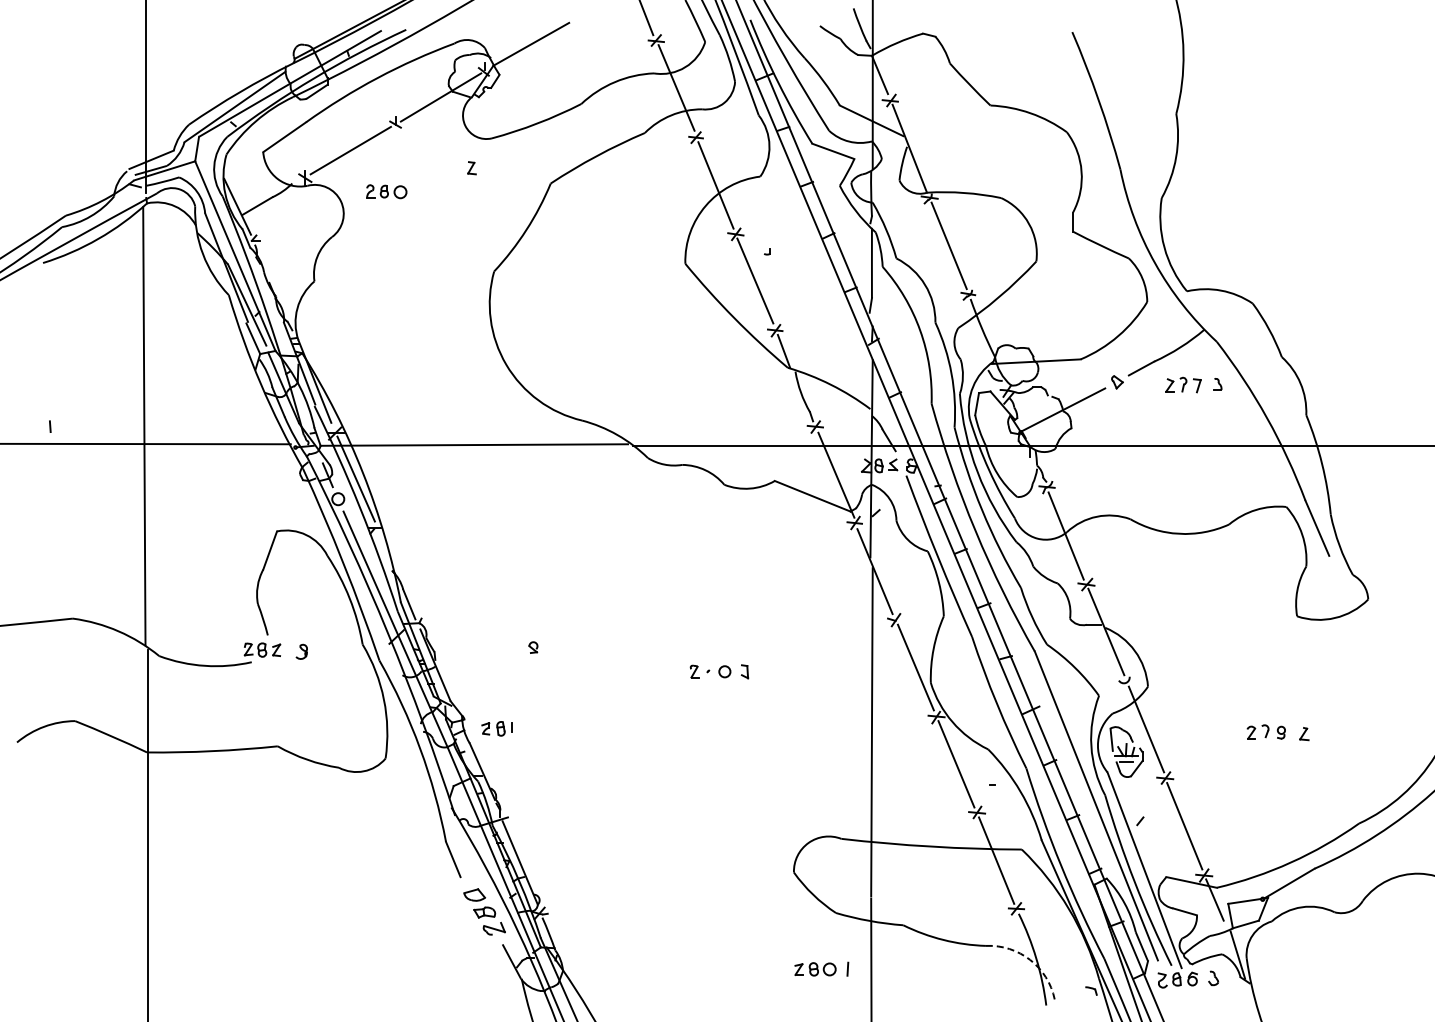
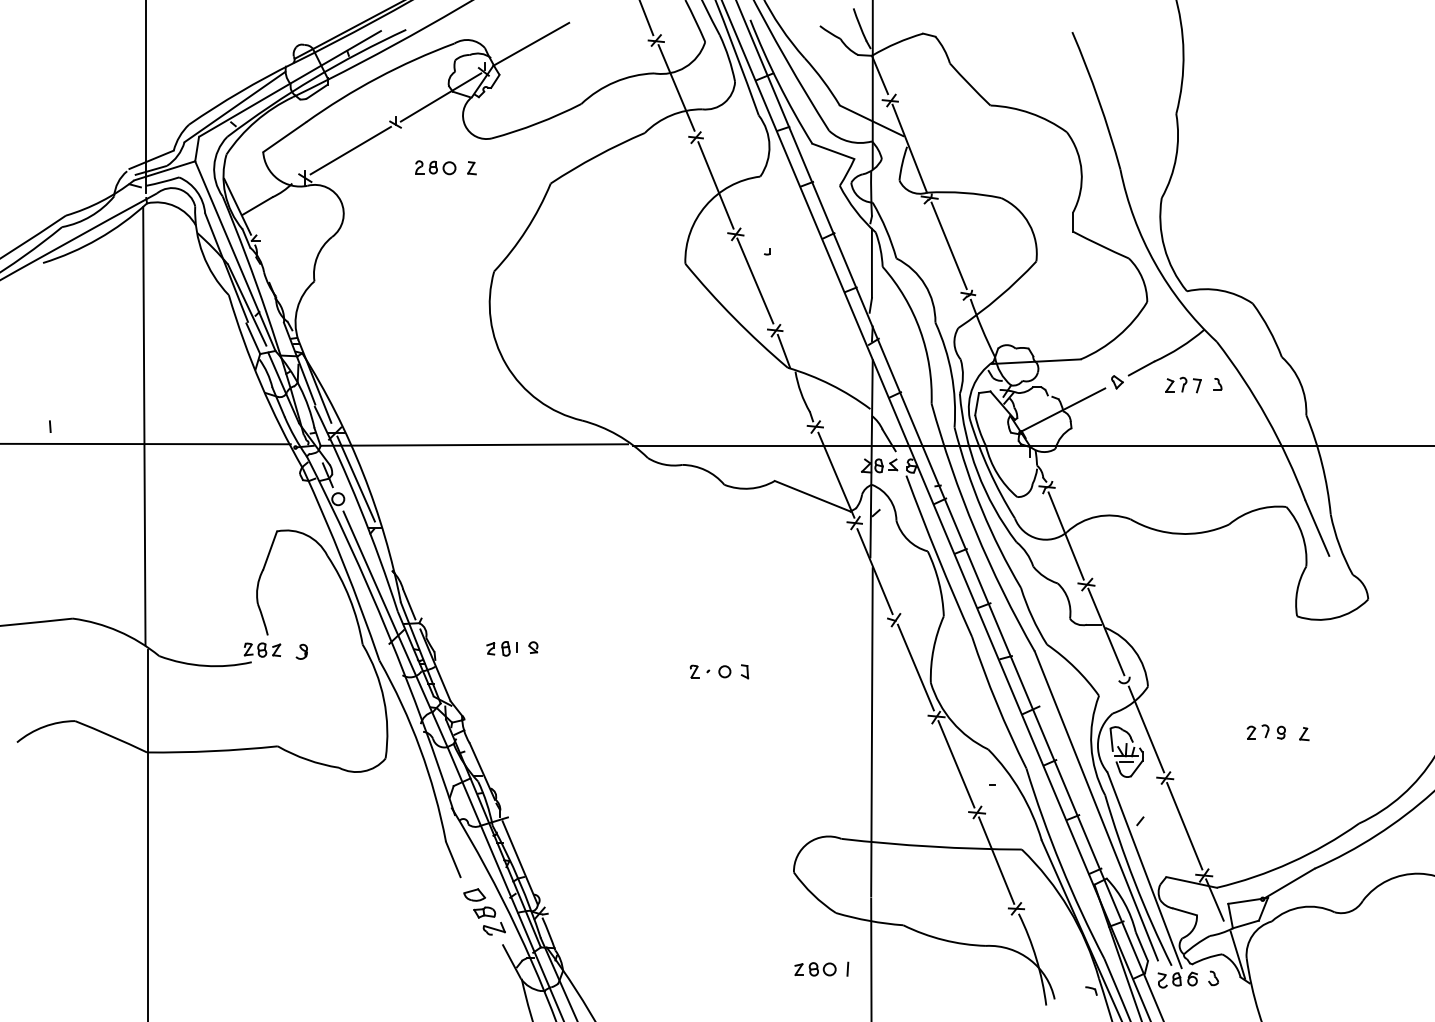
part position: (386, 191) -> (435, 167) (435, 167)
part position: (496, 728) -> (501, 648) (501, 648)
arc: dashed -> solid (1030, 959)
